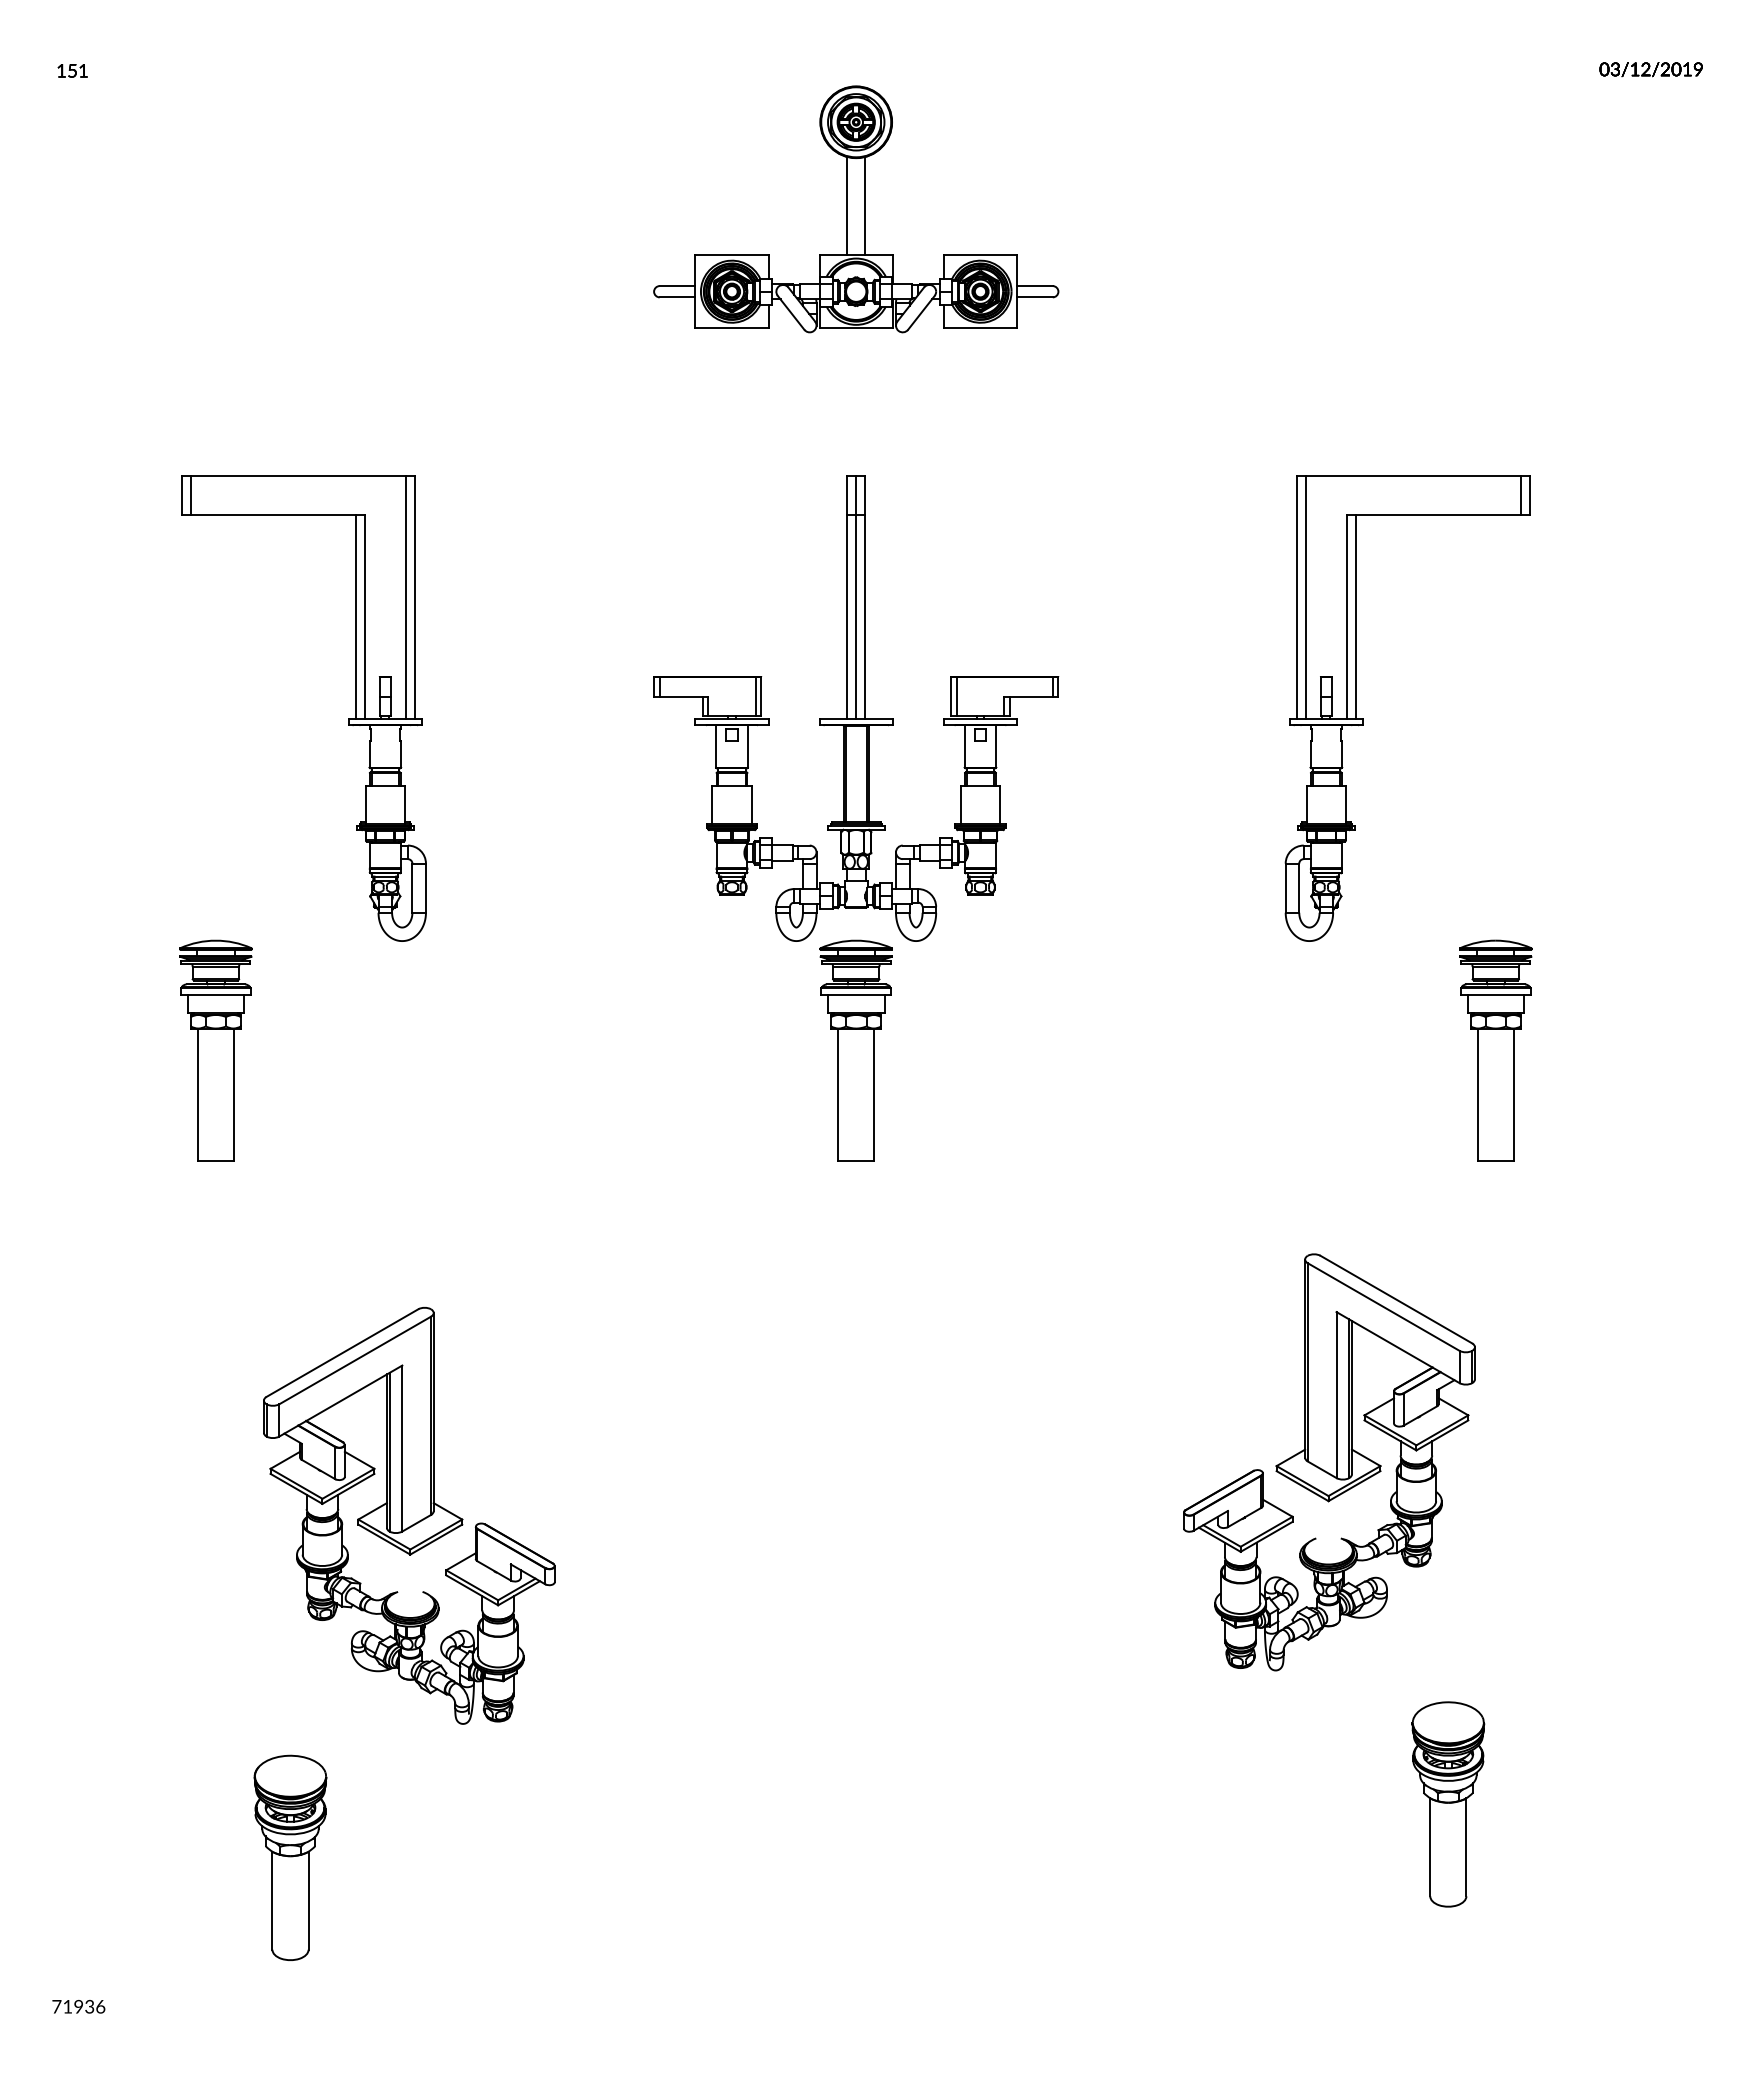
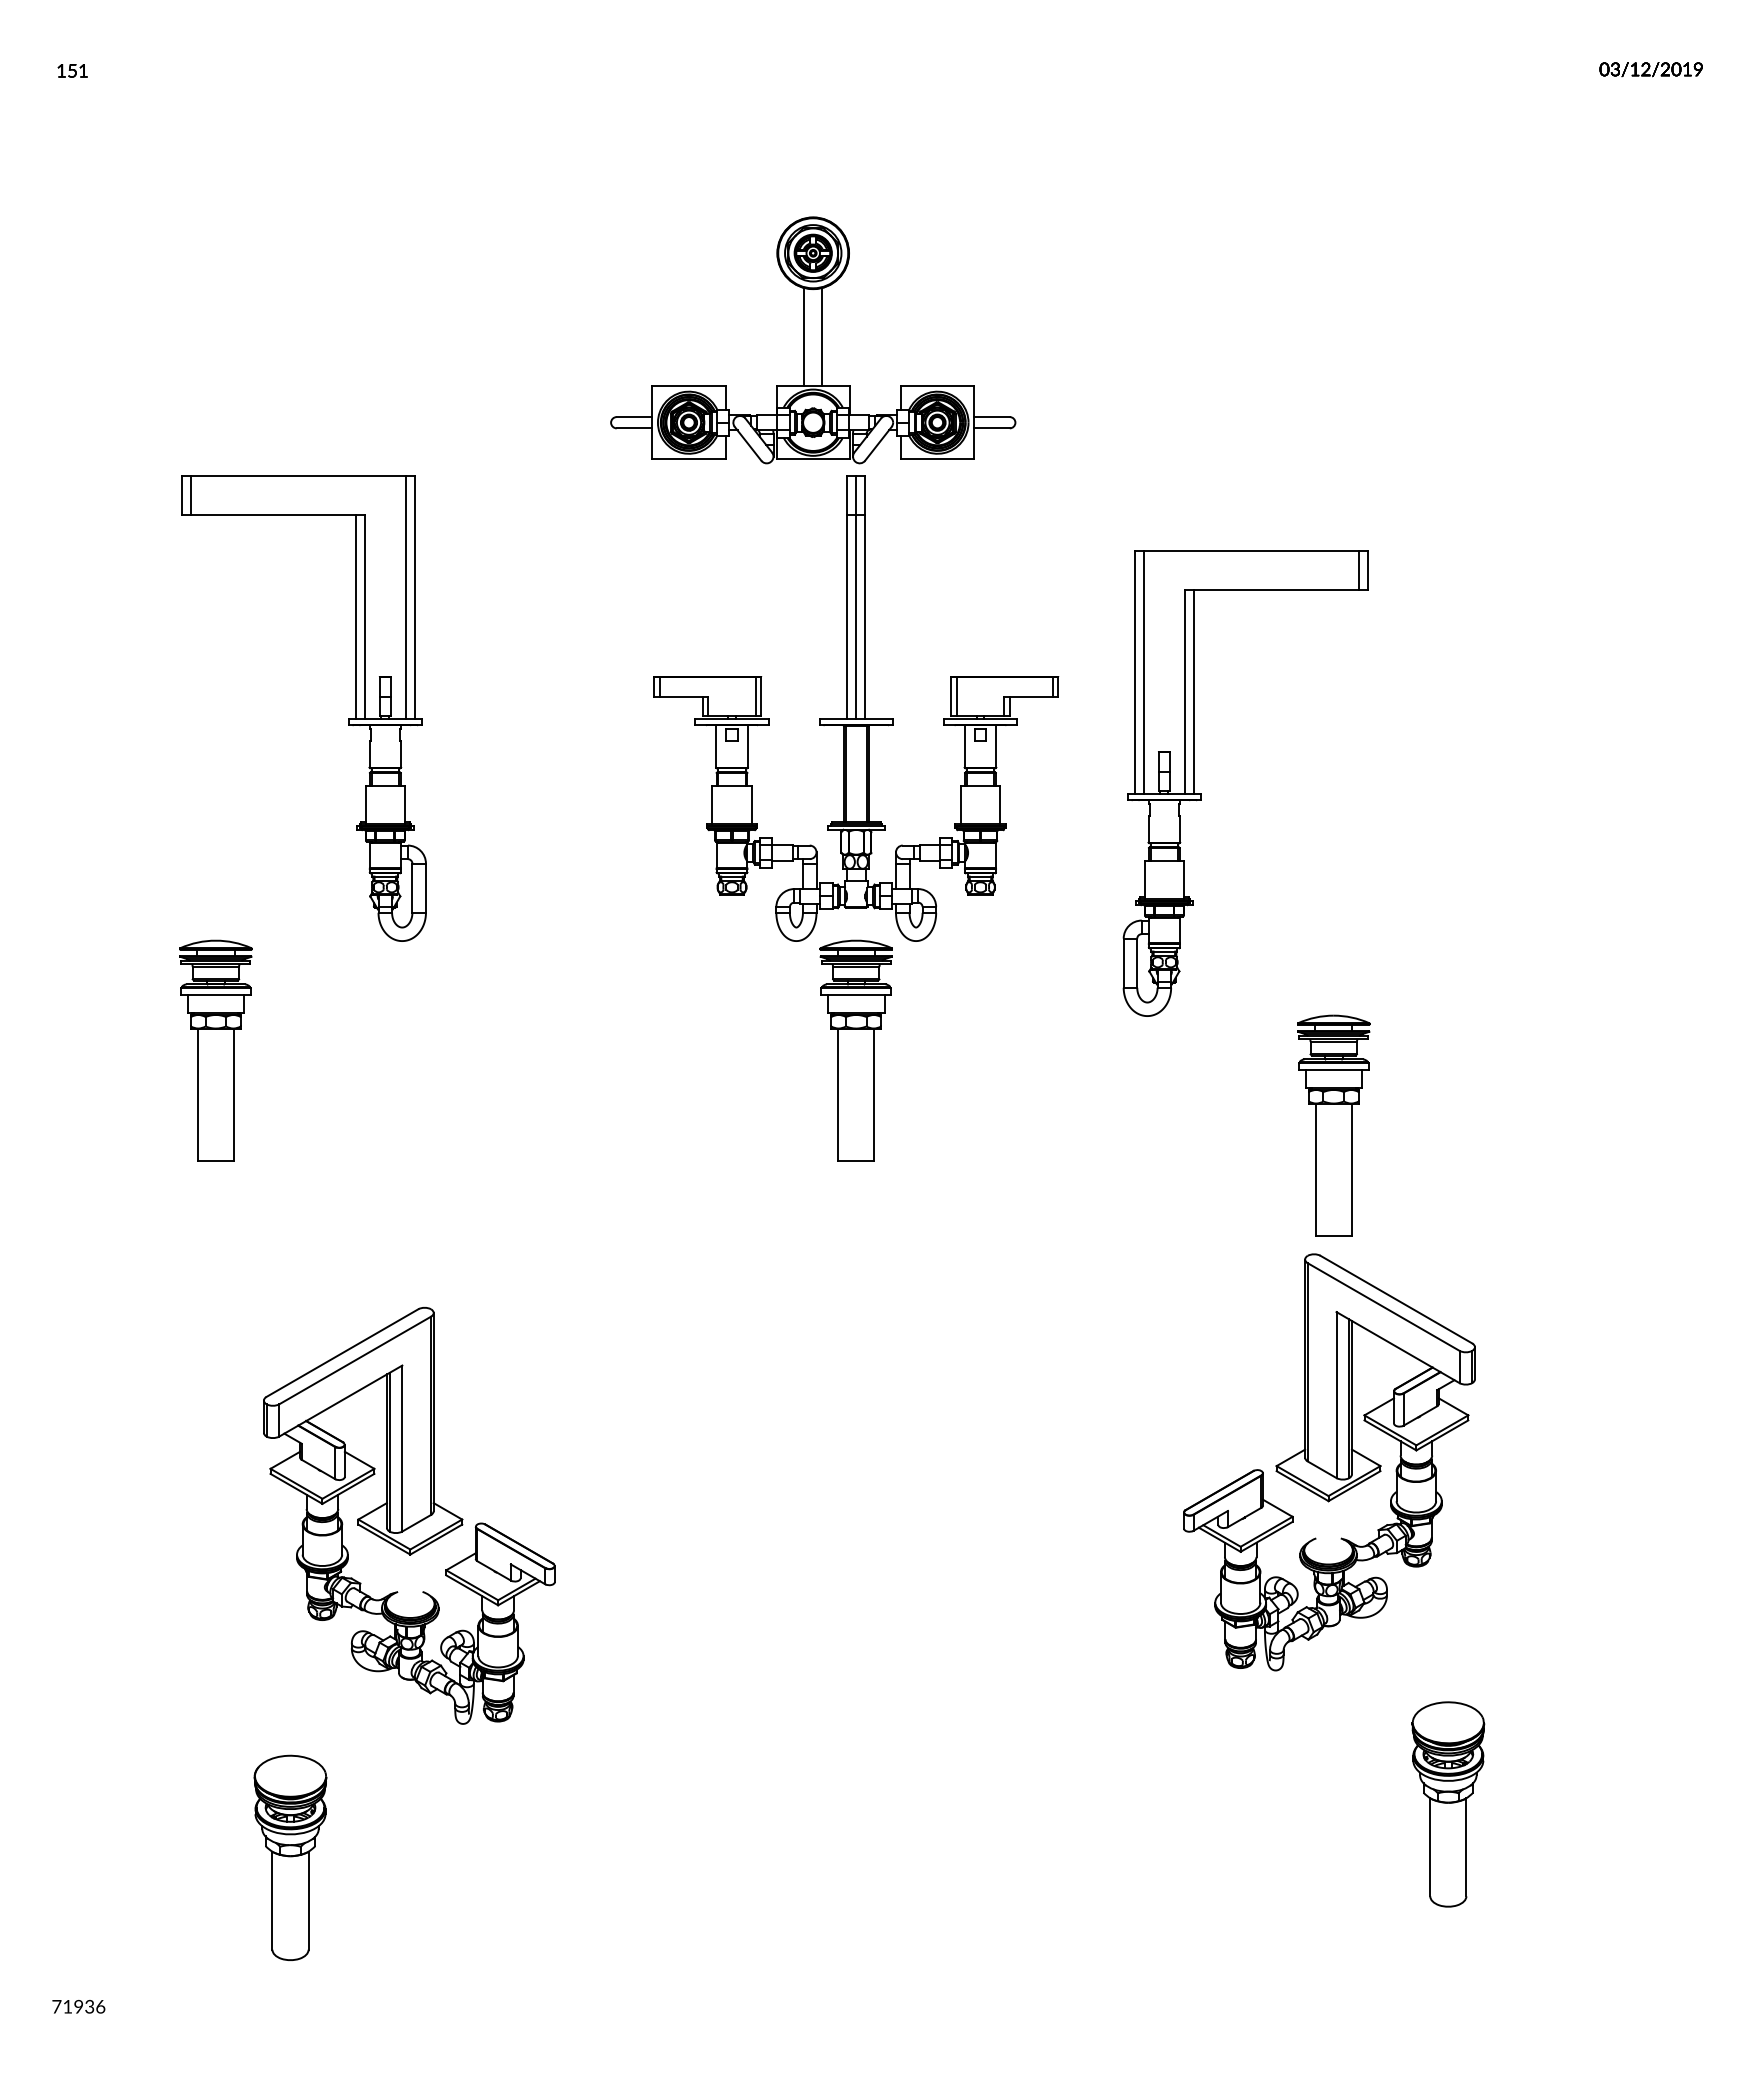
part position: (856, 209) -> (813, 340) (813, 340)
part position: (1355, 825) -> (1193, 900) (1193, 900)
